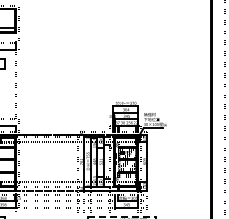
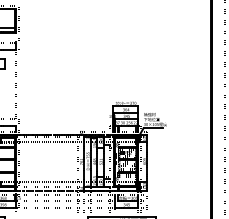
line: dashed -> solid (122, 217)
